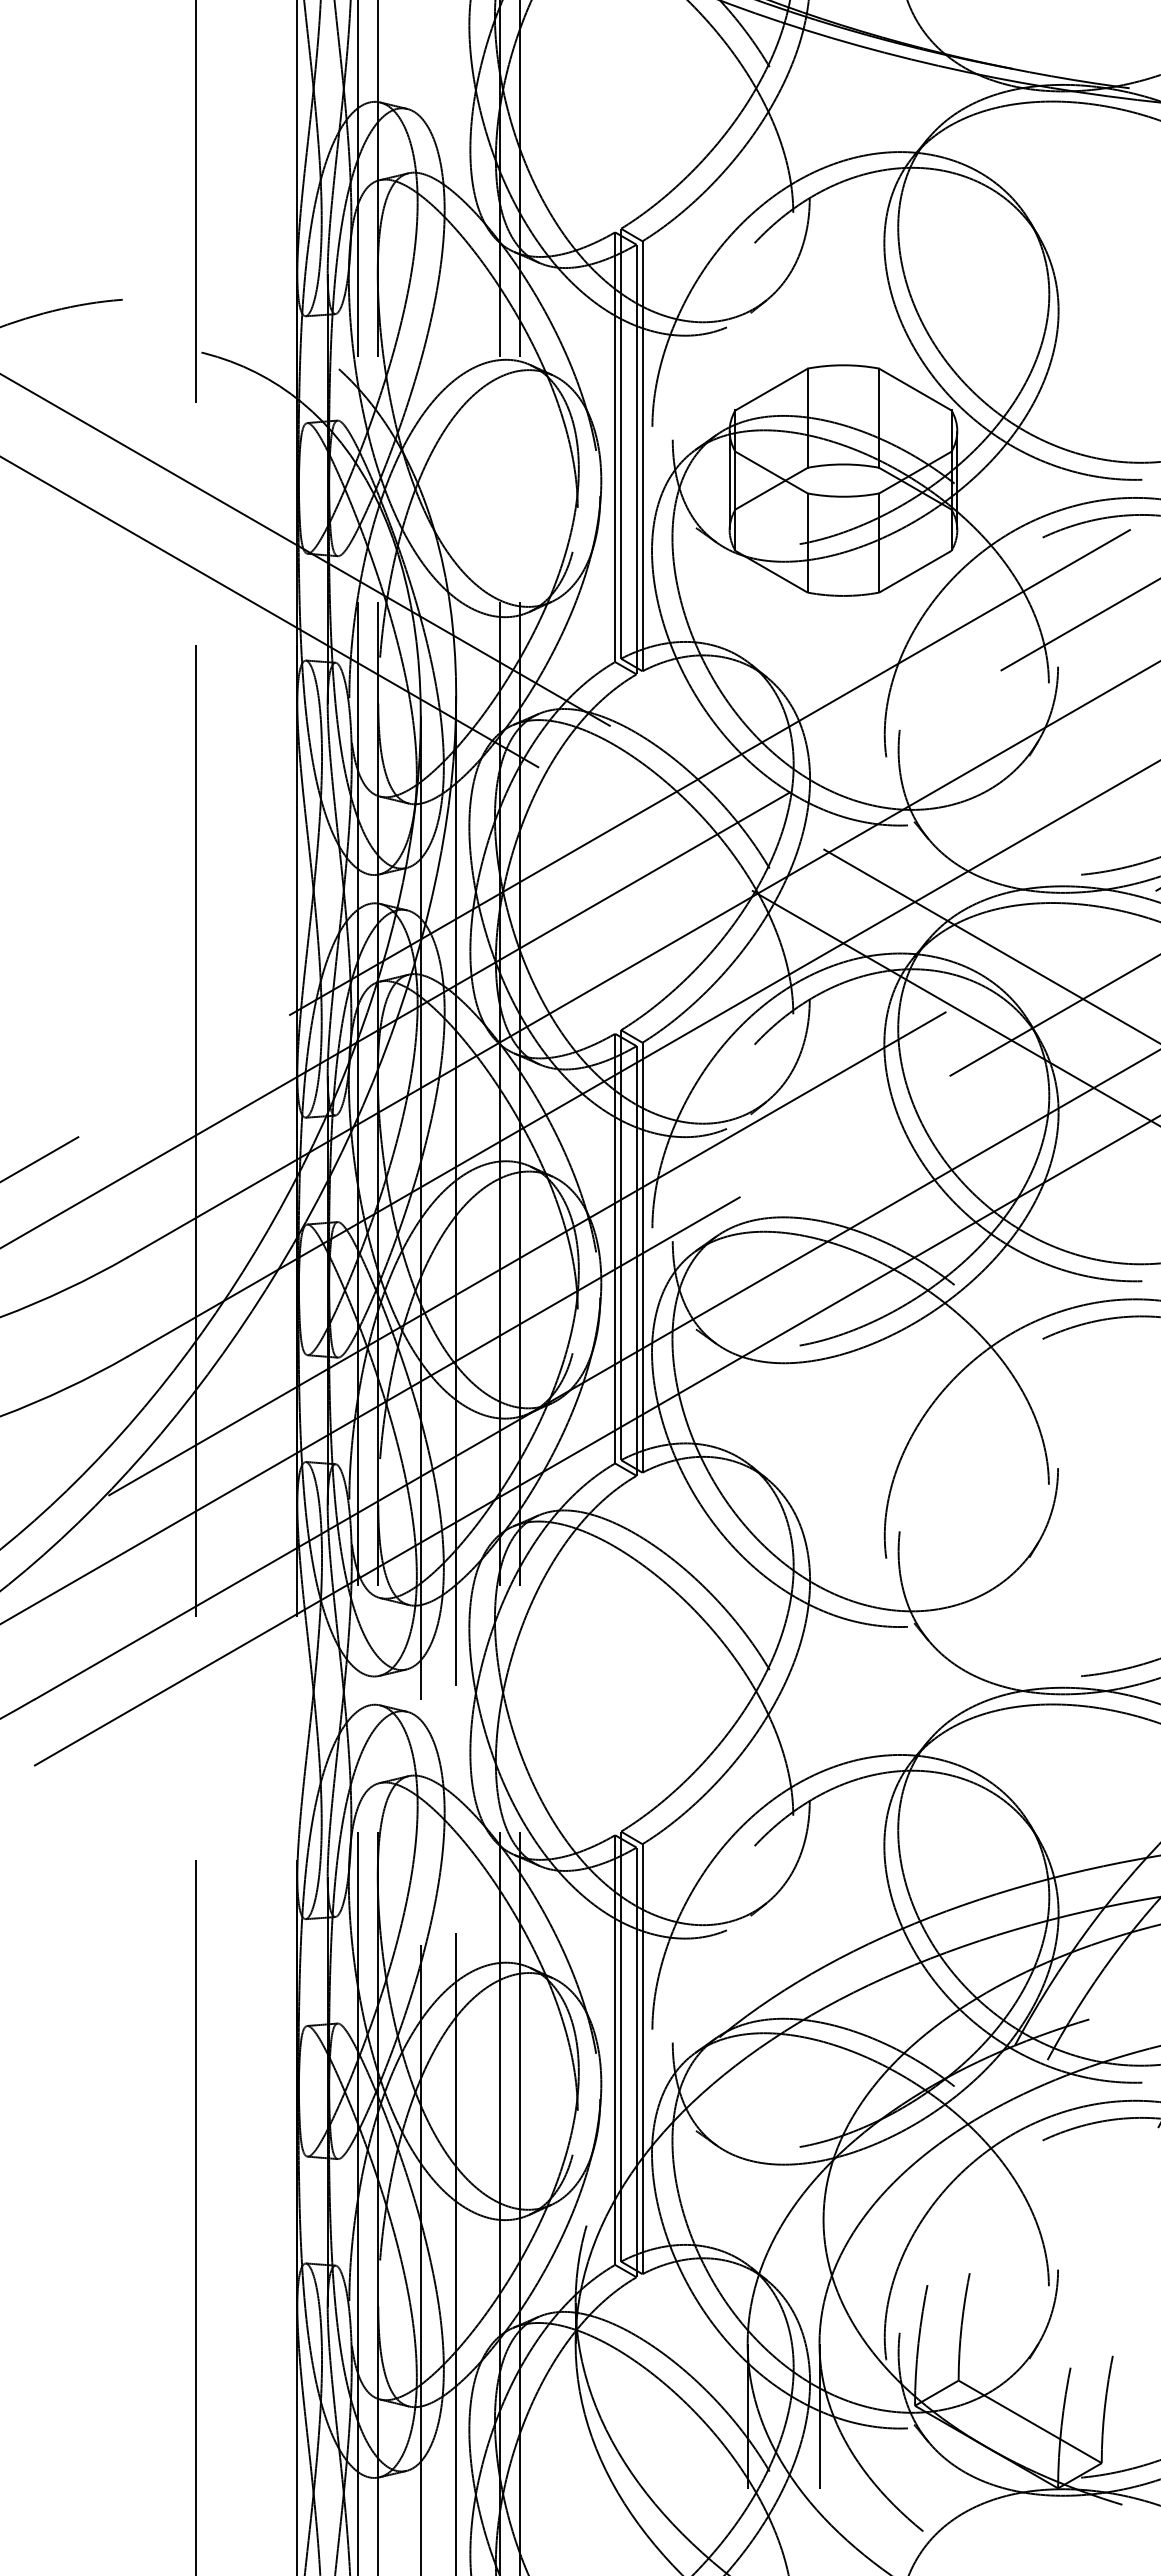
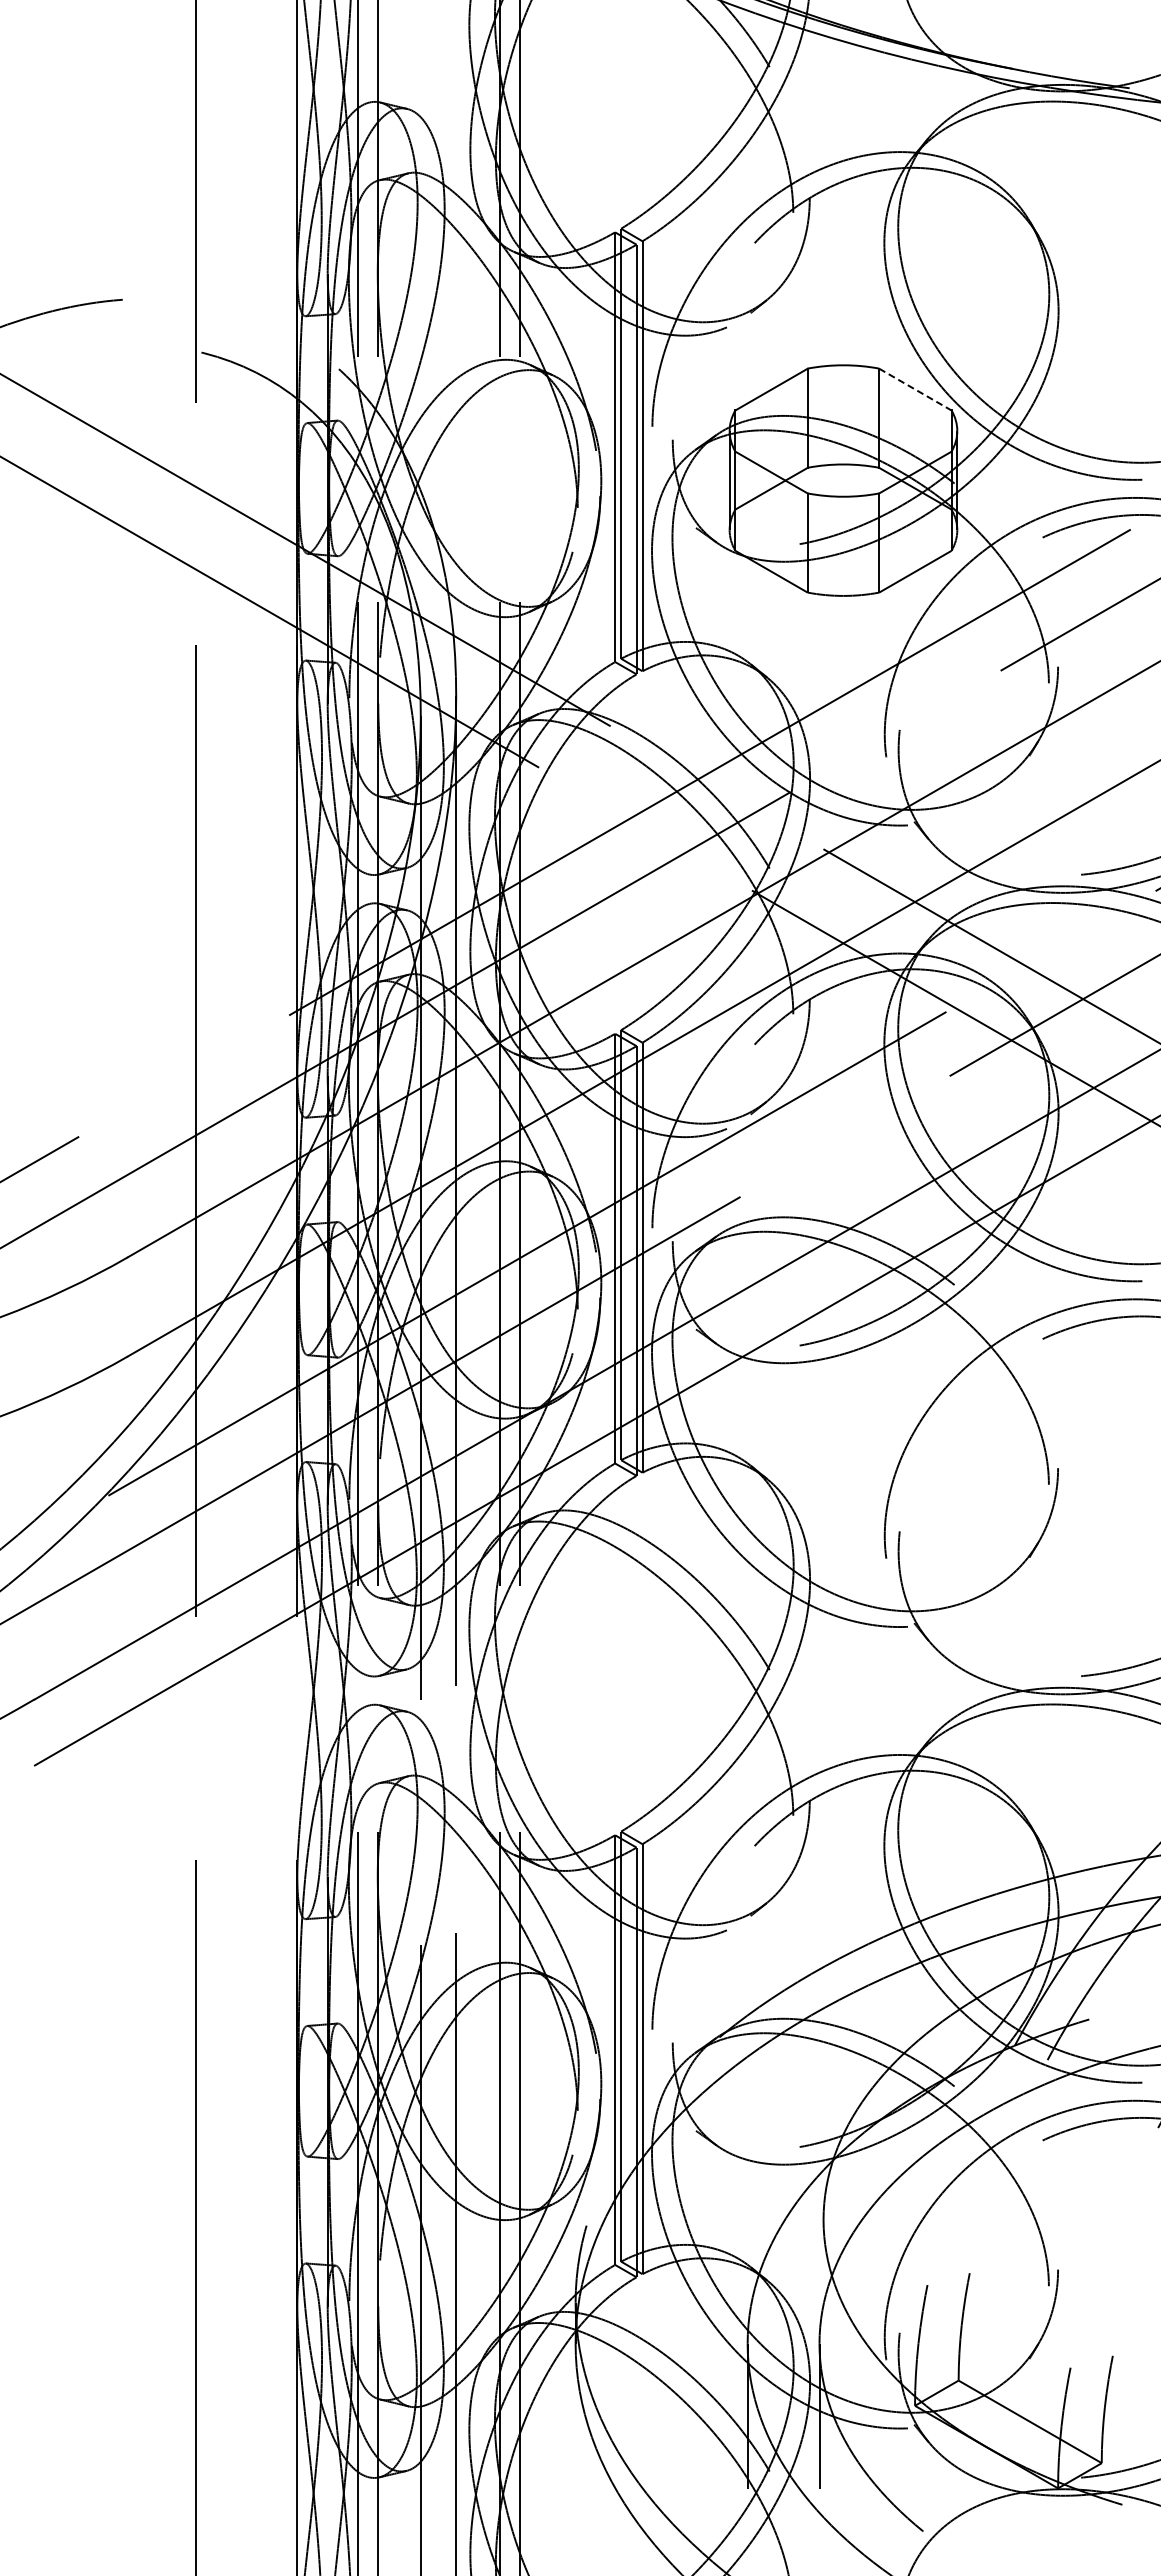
line: solid -> dashed (915, 389)
